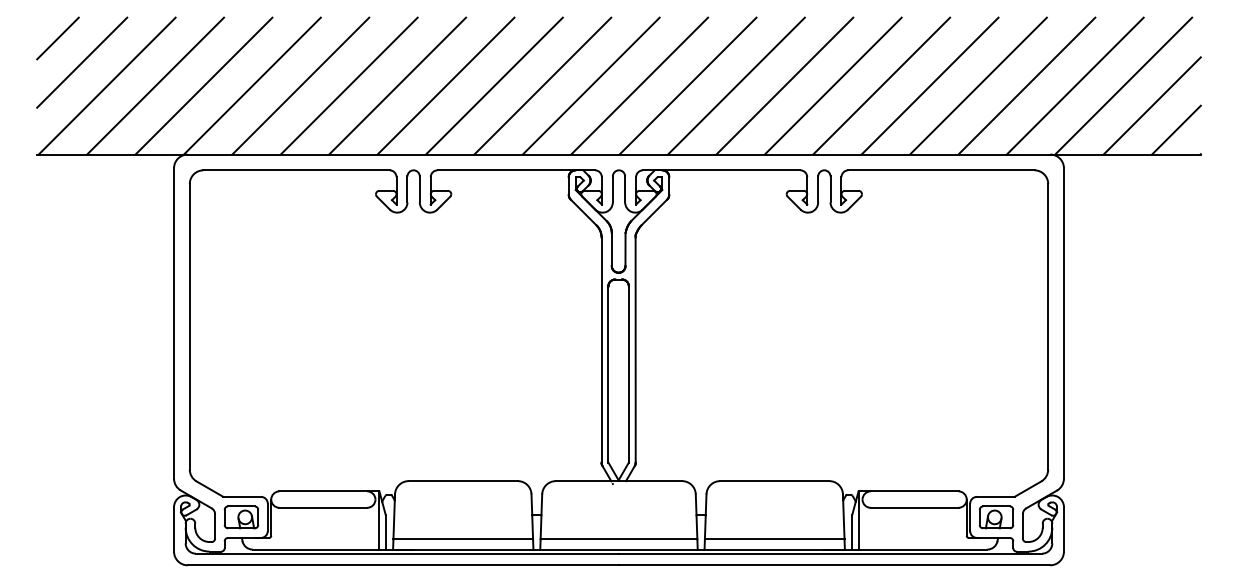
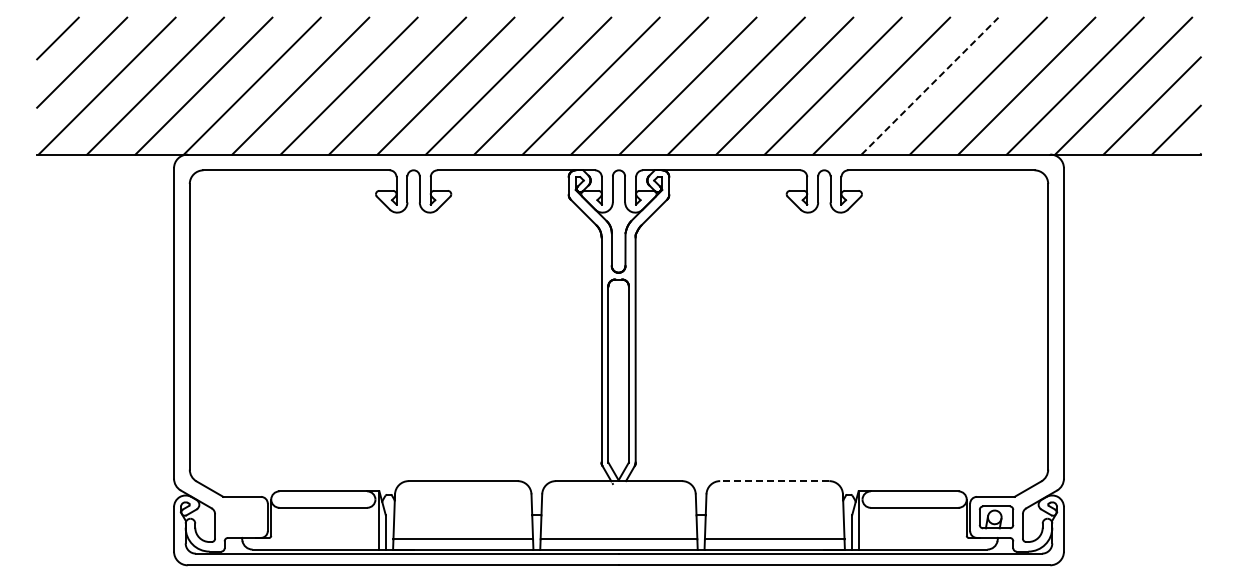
line: solid -> dashed (930, 86)
line: solid -> dashed (774, 481)
part: present -> none (241, 517)
